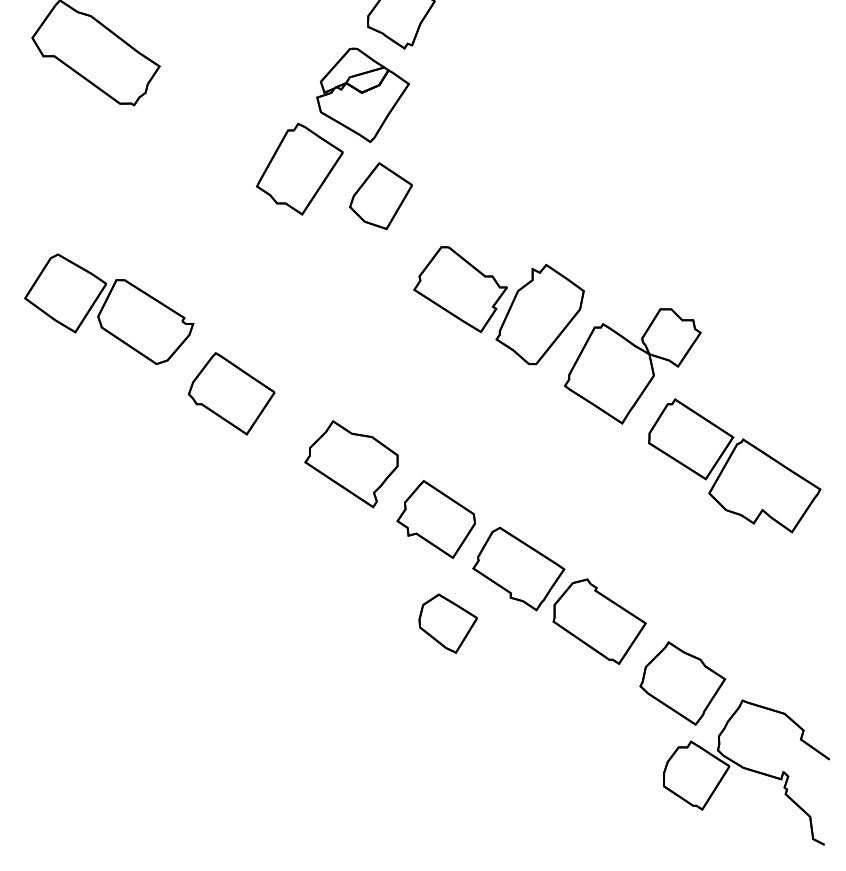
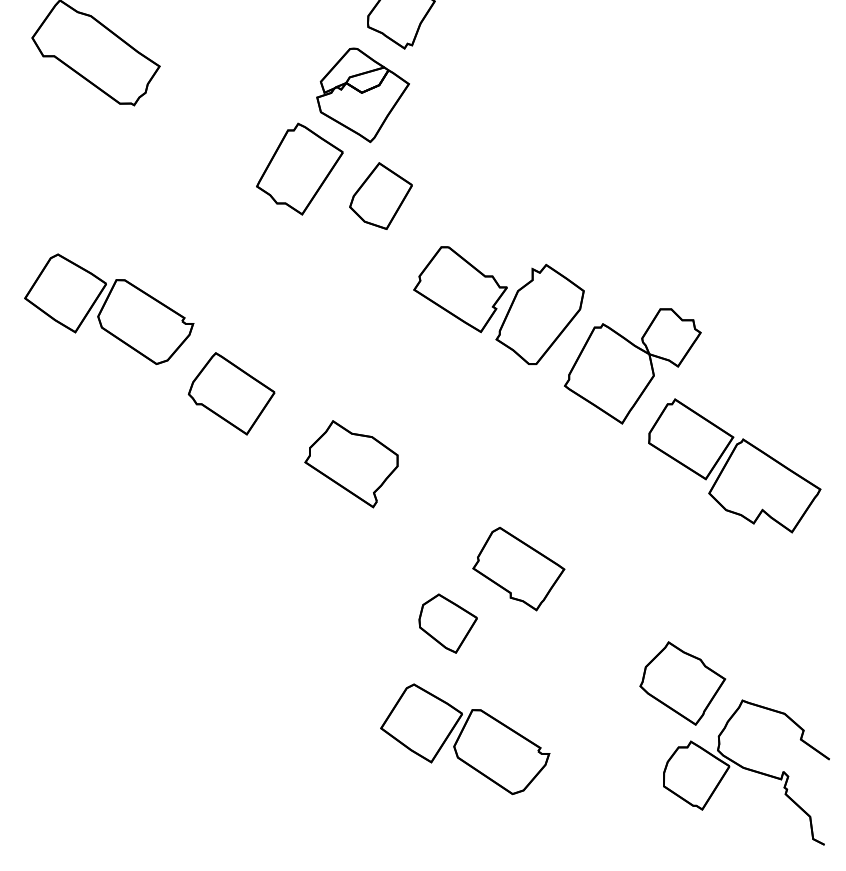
part: present -> none (435, 519)
part: present -> none (599, 621)
part: none -> present (465, 738)
